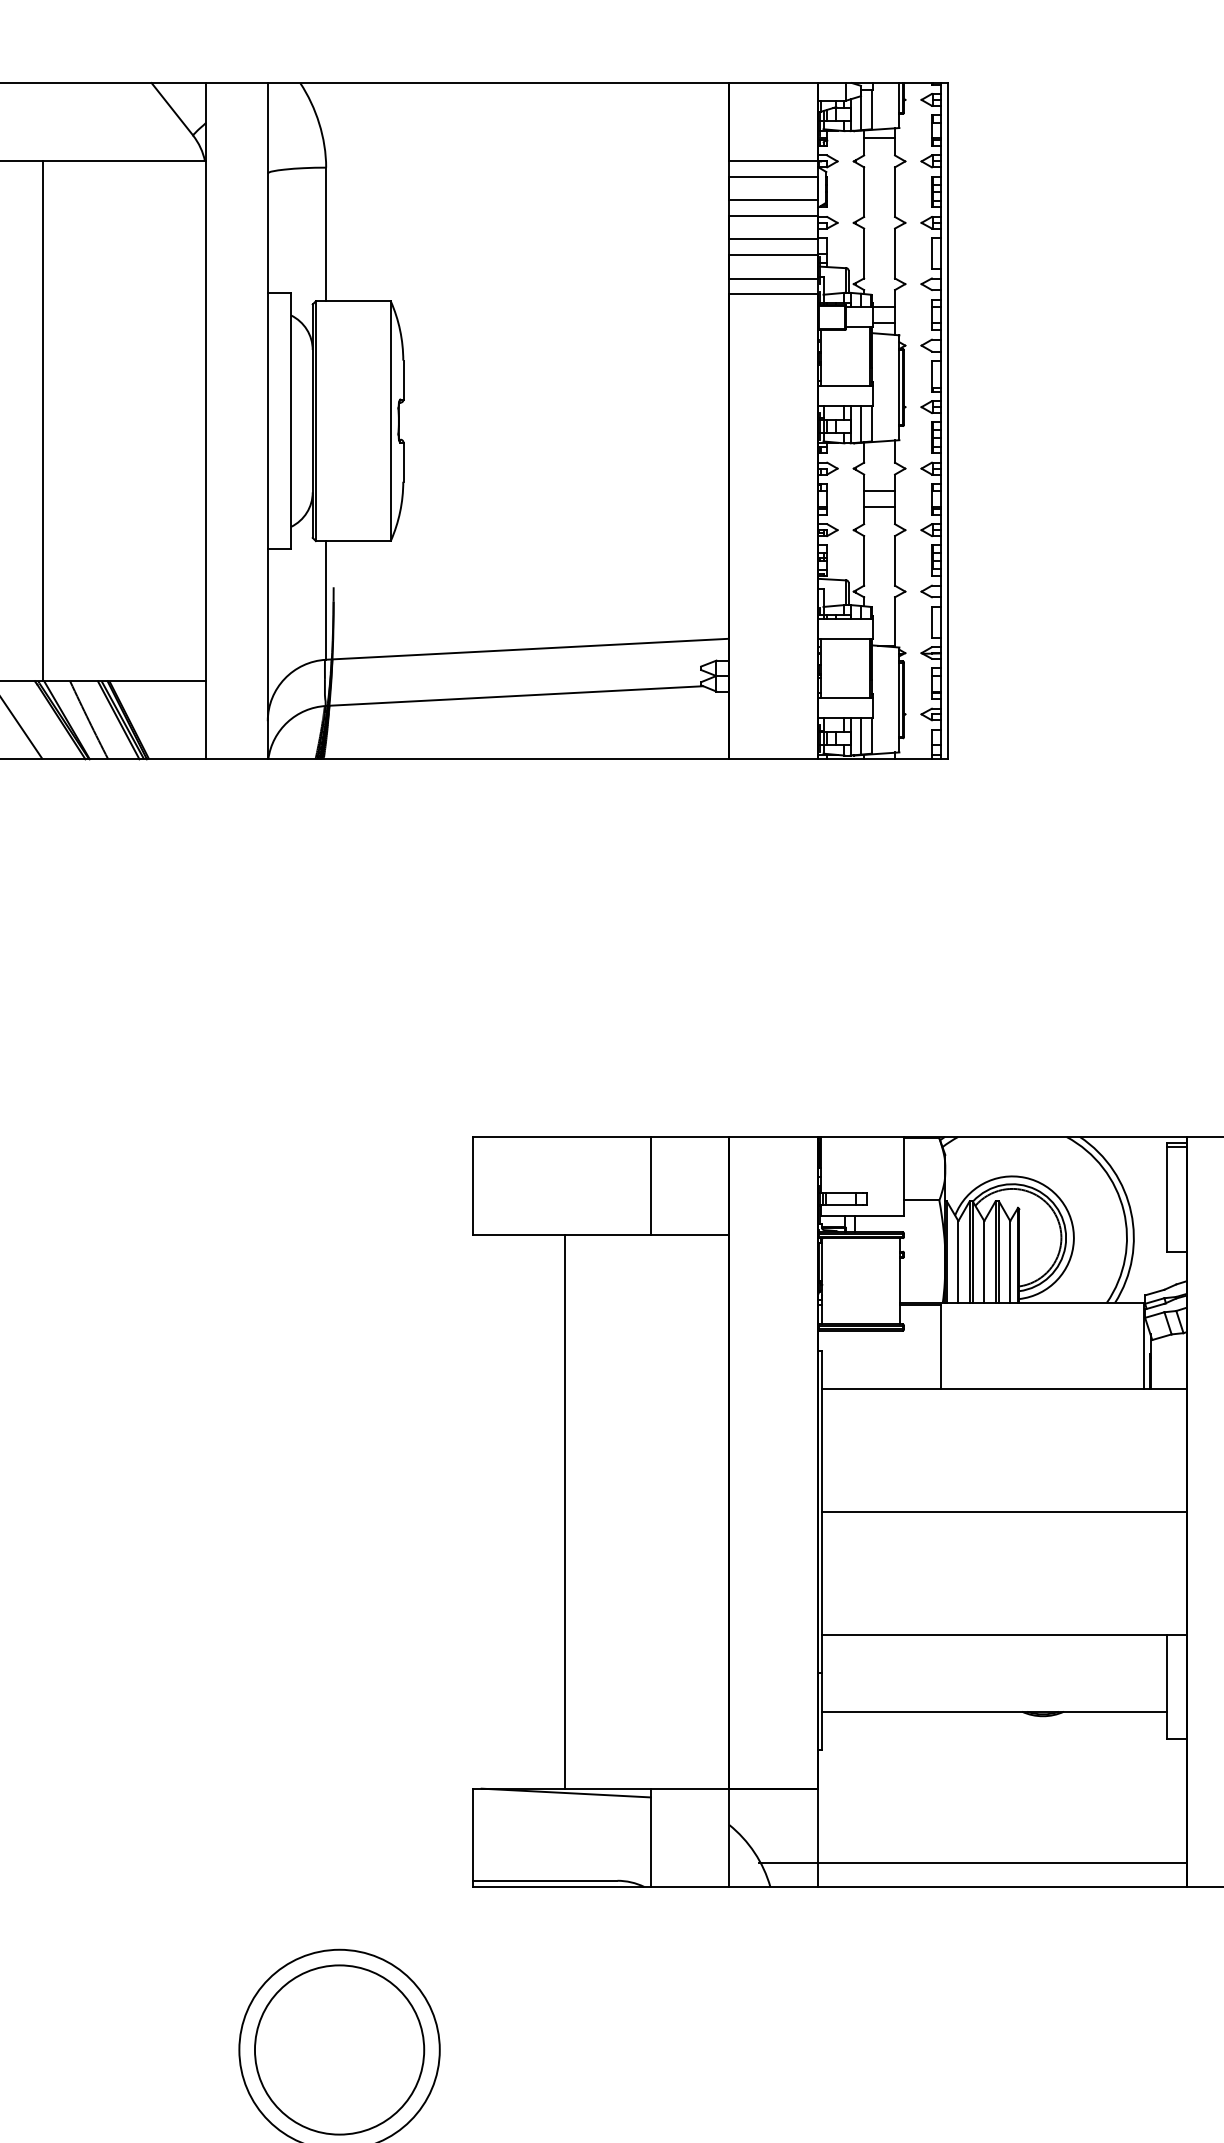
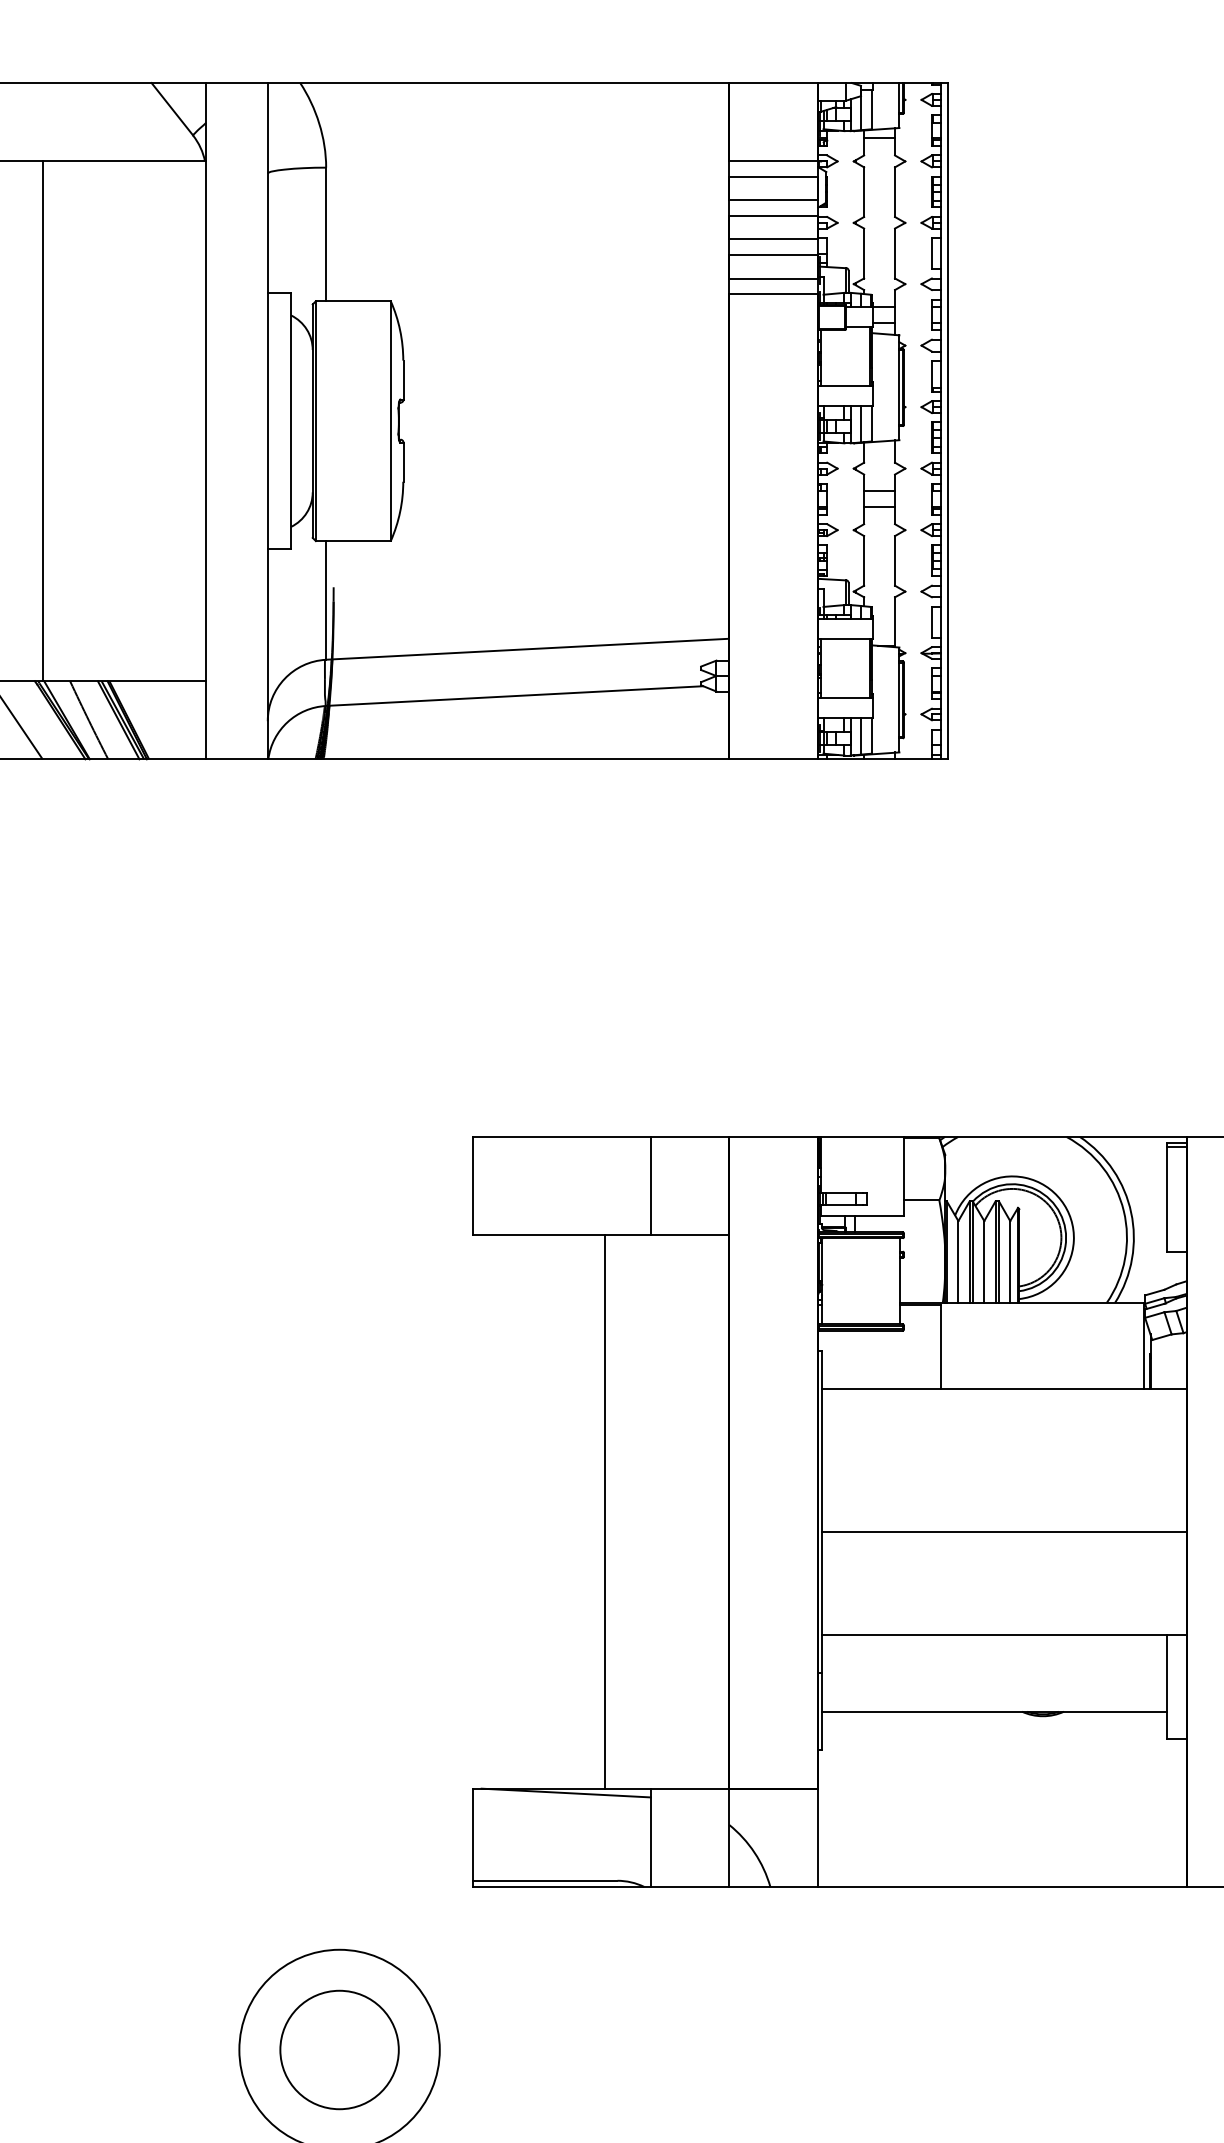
line position: (565, 1511) -> (605, 1511) (605, 1511)
line position: (1003, 1512) -> (1003, 1532) (1003, 1532)
line: present -> none (972, 1862)
circle diameter: 169 px -> 118 px (339, 2049)
